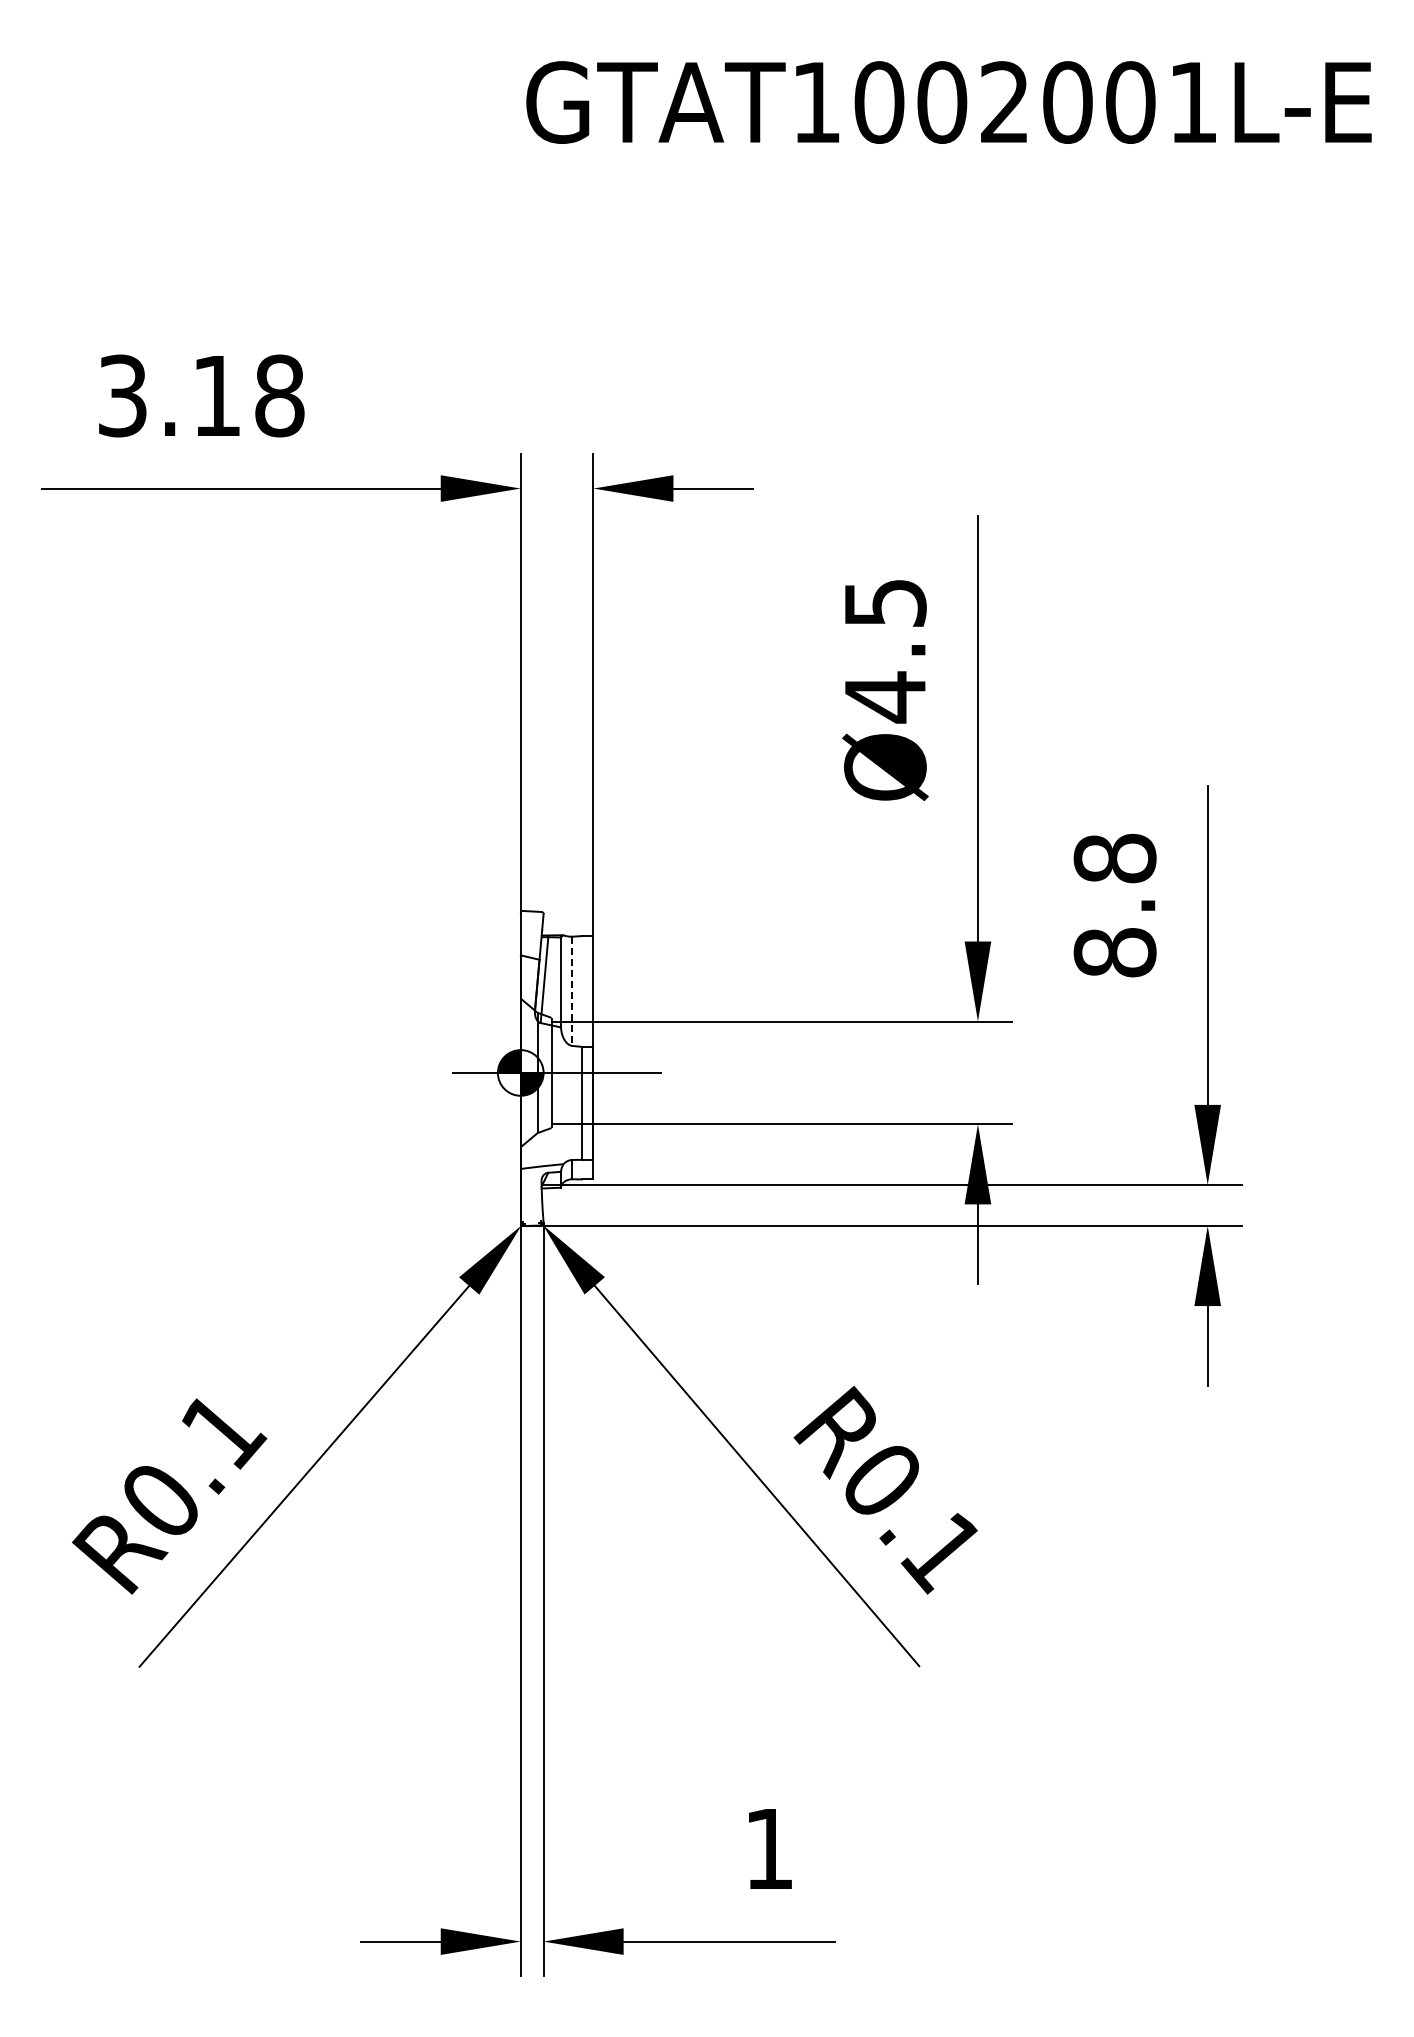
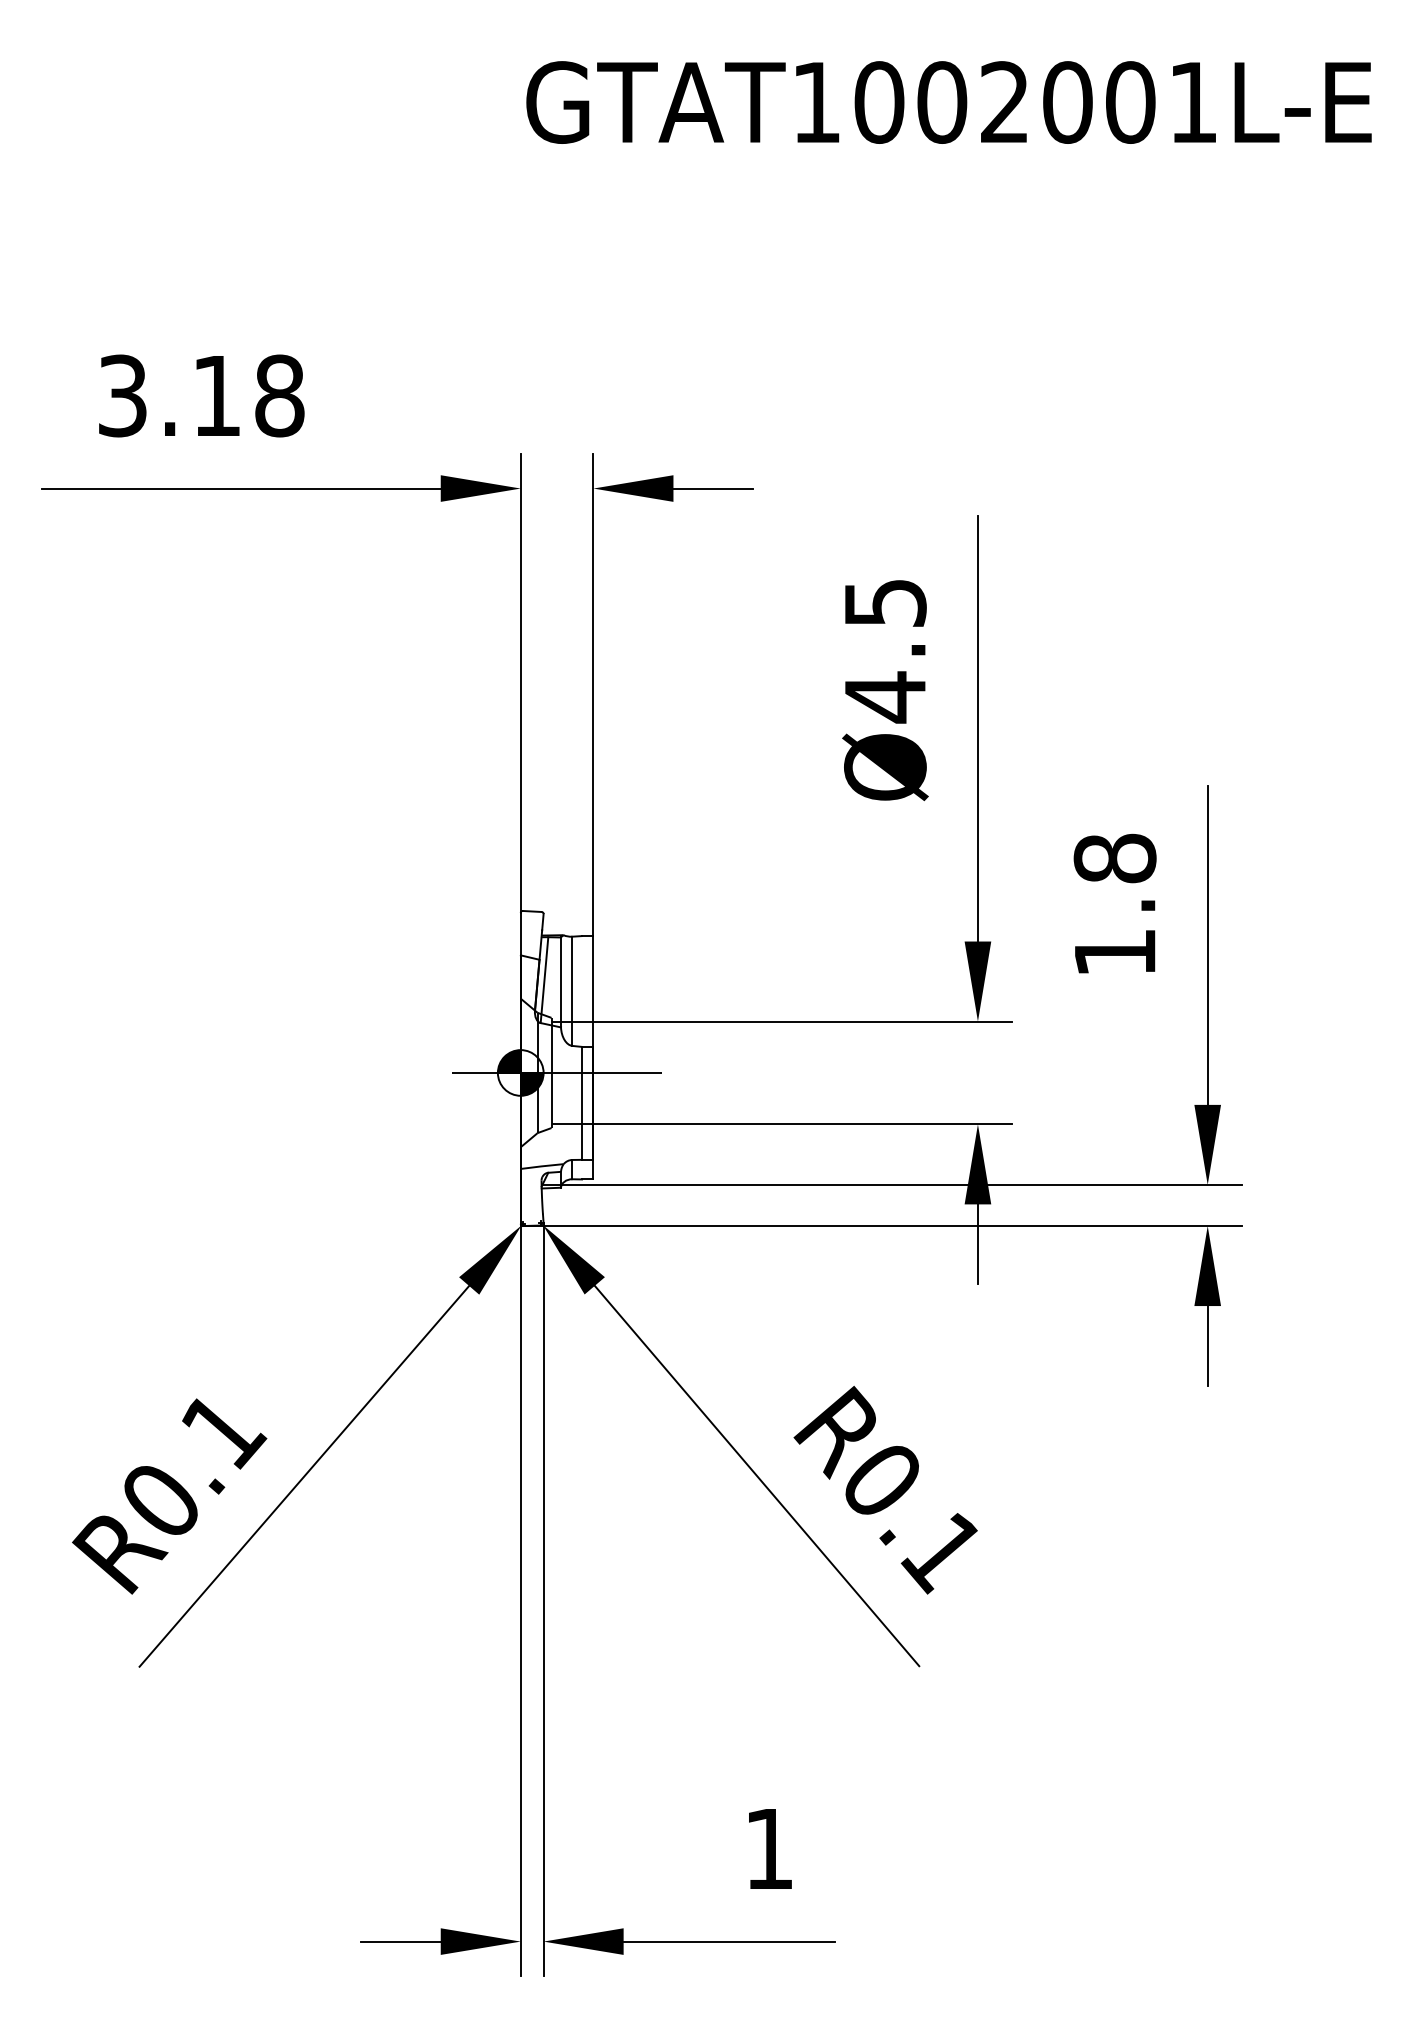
text: 8.8 -> 1.8 (1114, 952)
line: dashed -> solid (572, 991)
